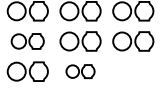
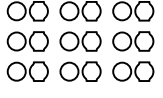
part size: 35x17 px -> 43x21 px (27, 41)
part size: 31x16 px -> 43x21 px (80, 71)
part: none -> present (133, 71)
